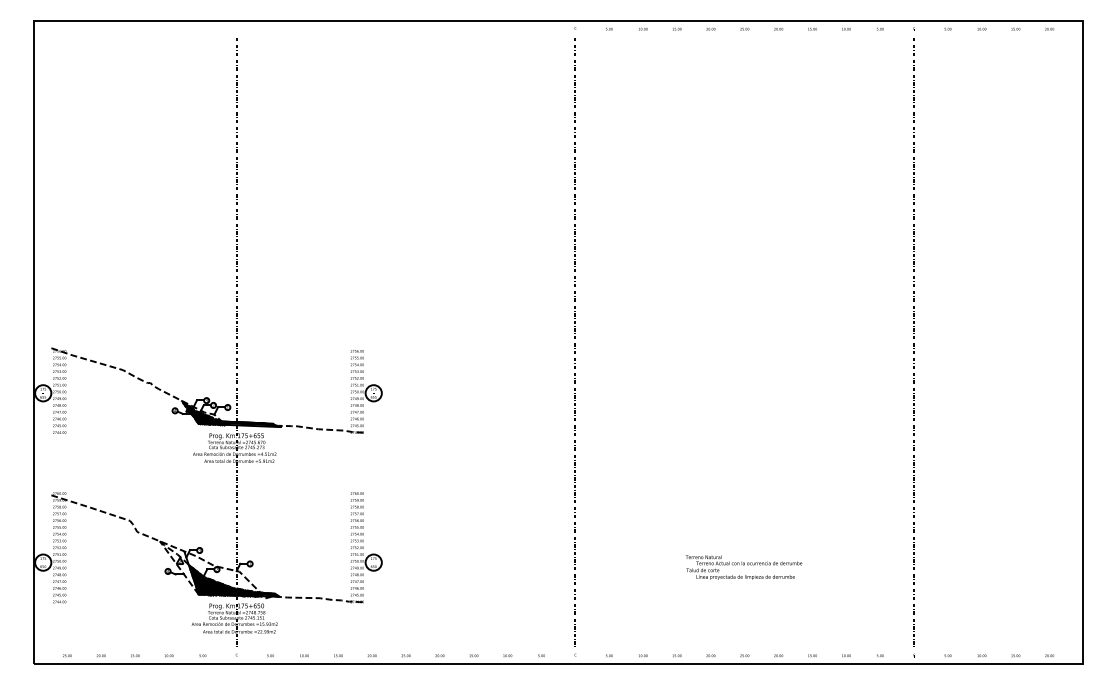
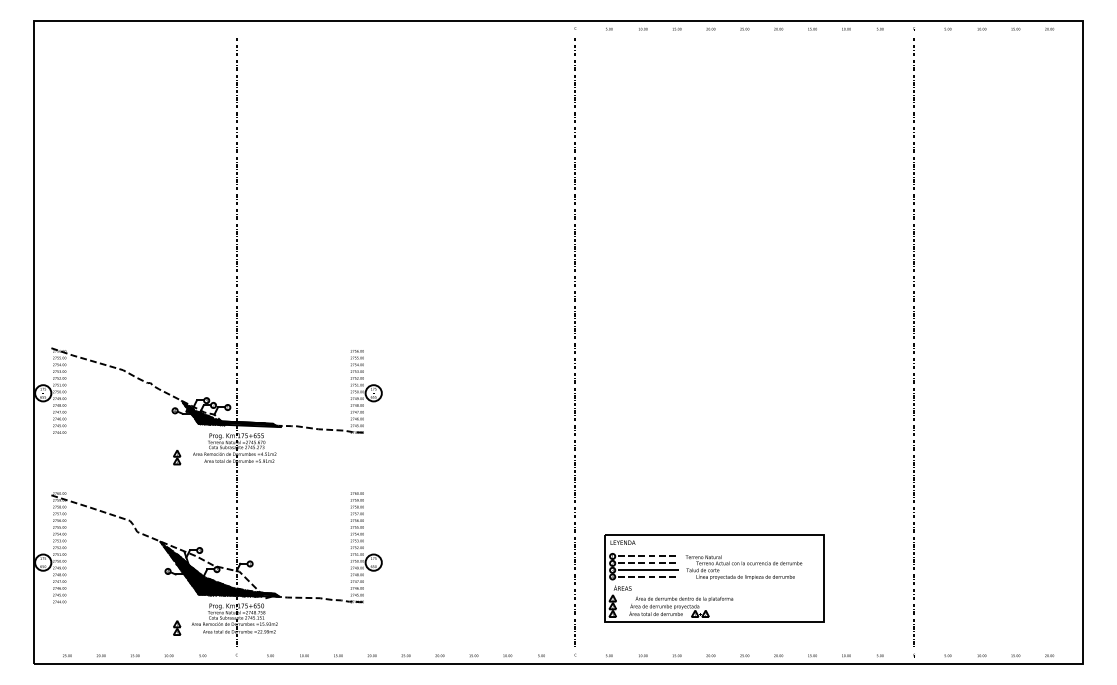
part: none -> present (177, 457)
hatch: none -> present (178, 567)
part: none -> present (714, 578)
part: none -> present (177, 627)
